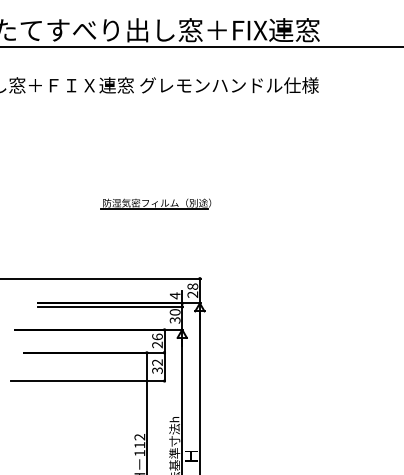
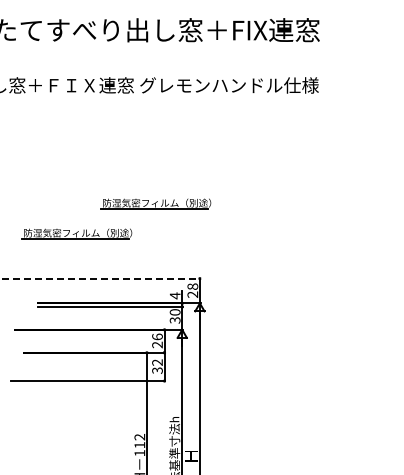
line: present -> none (201, 47)
part: none -> present (76, 233)
line: solid -> dashed (100, 278)
